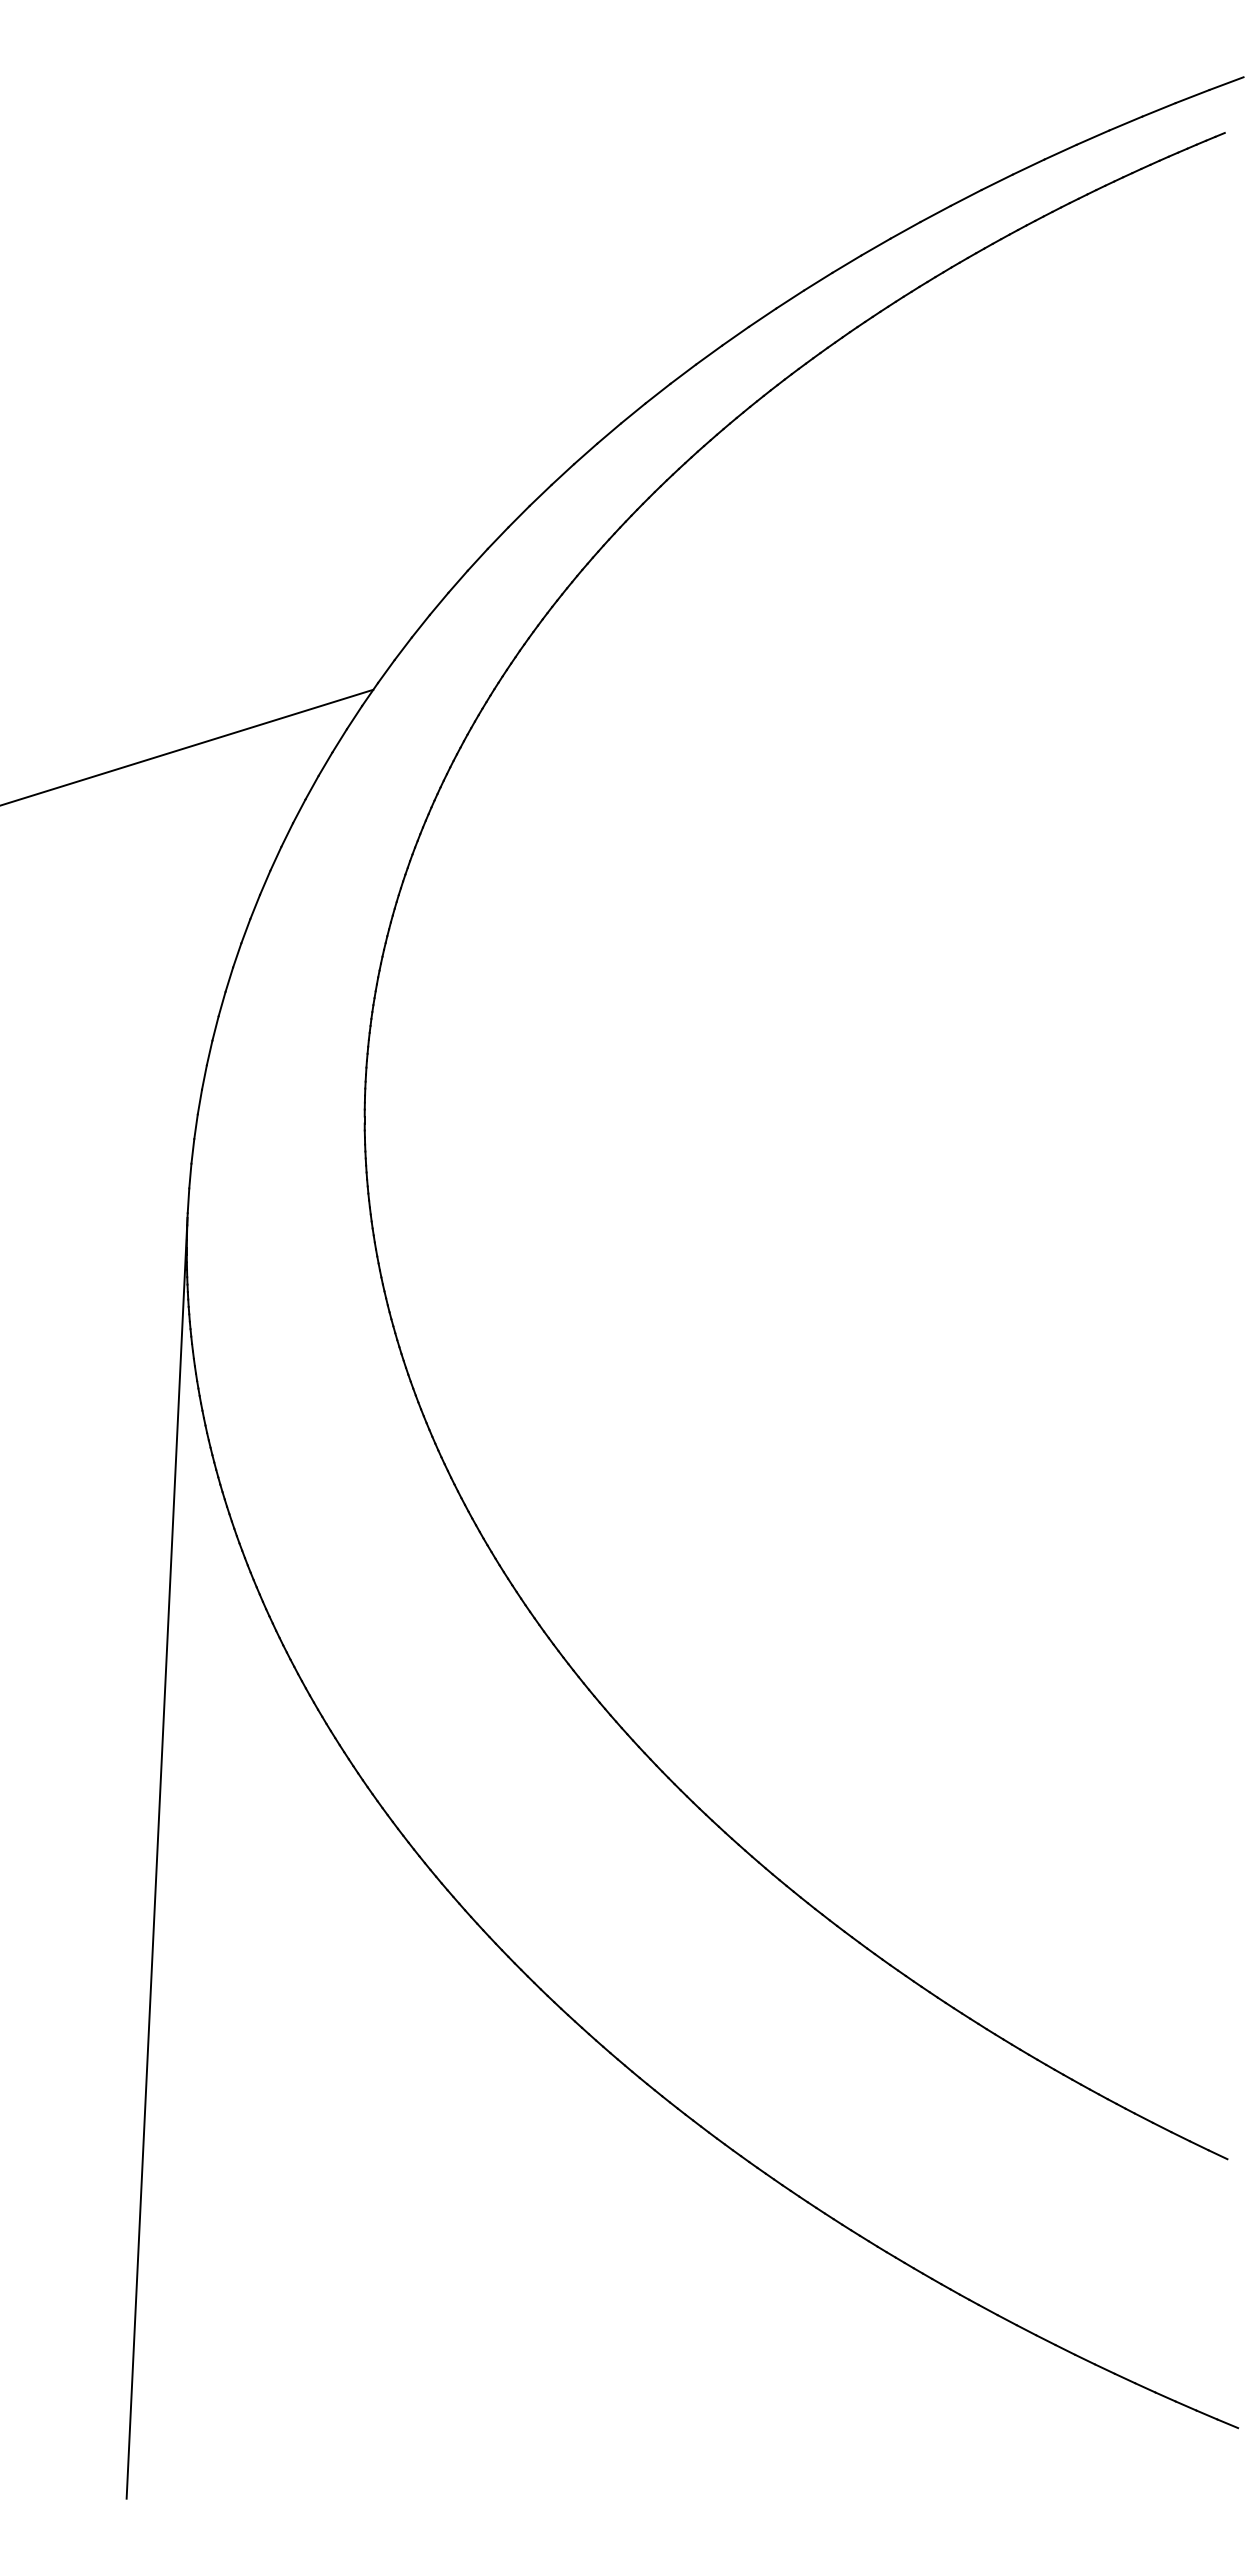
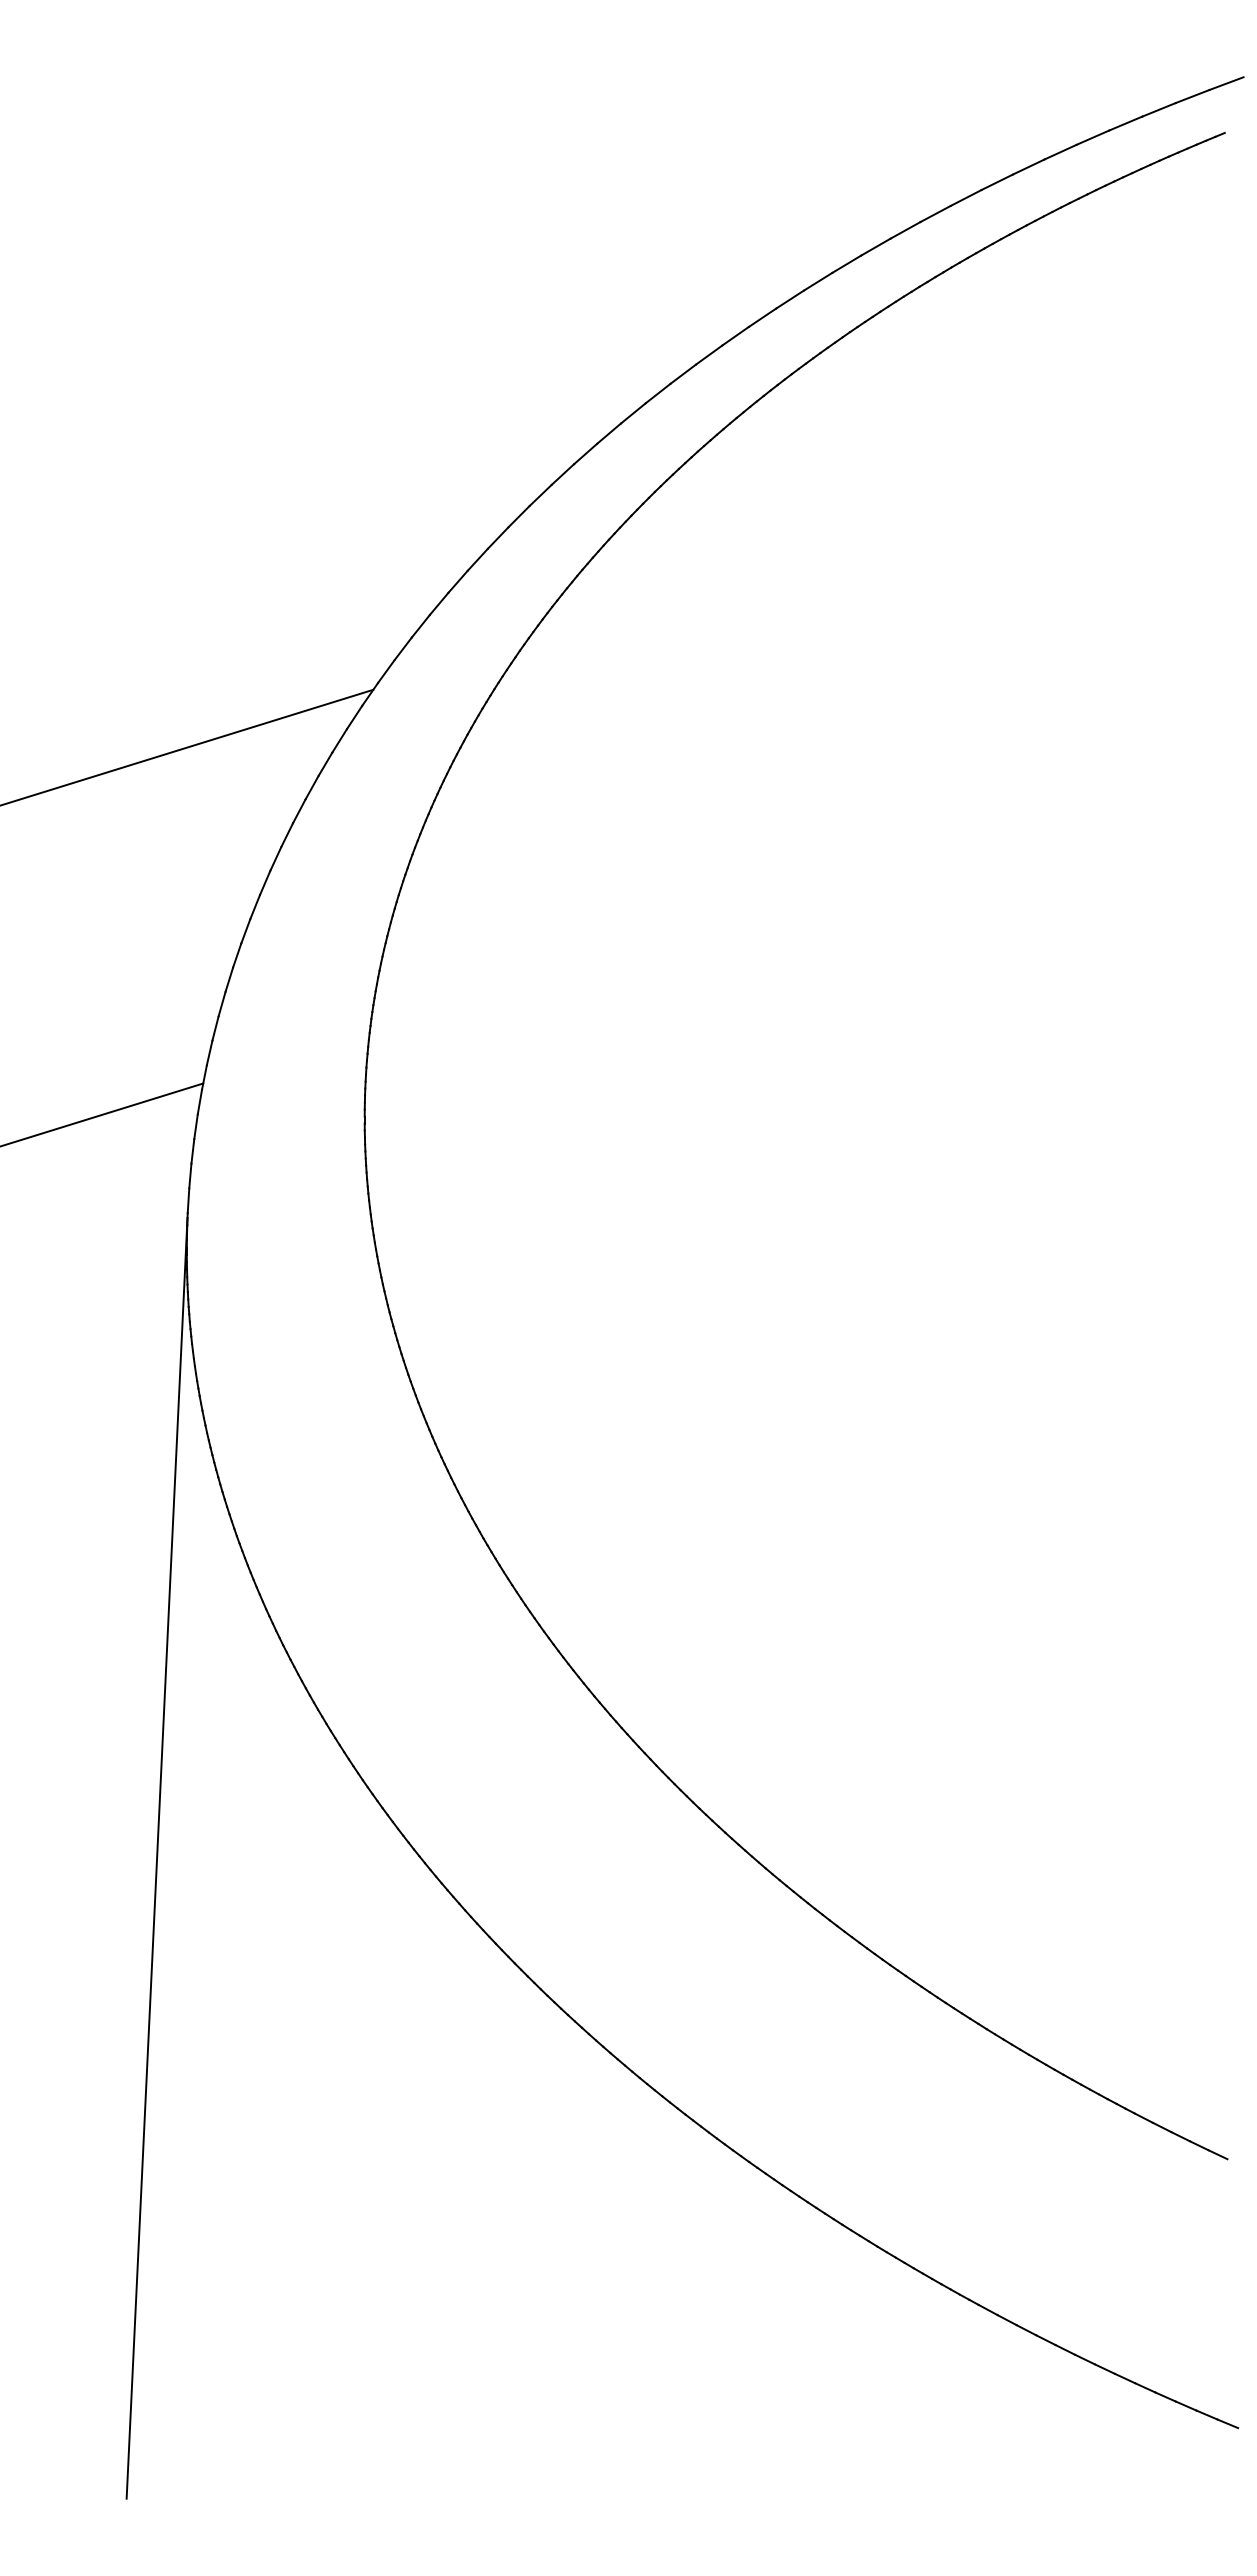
line: none -> present (102, 1114)
